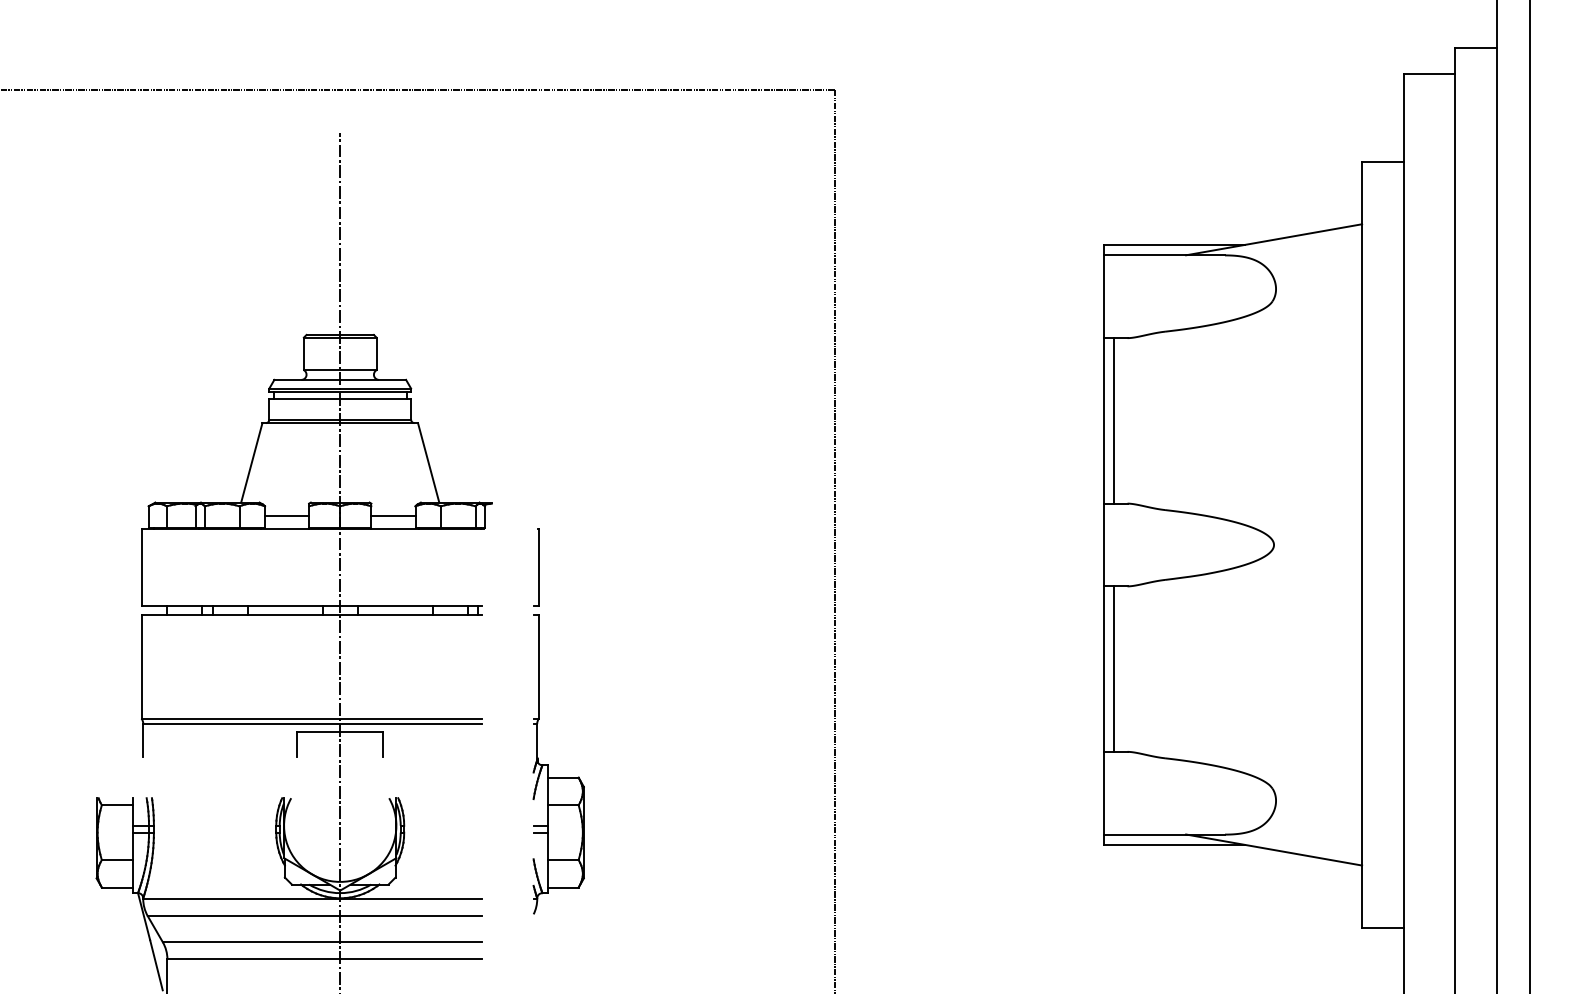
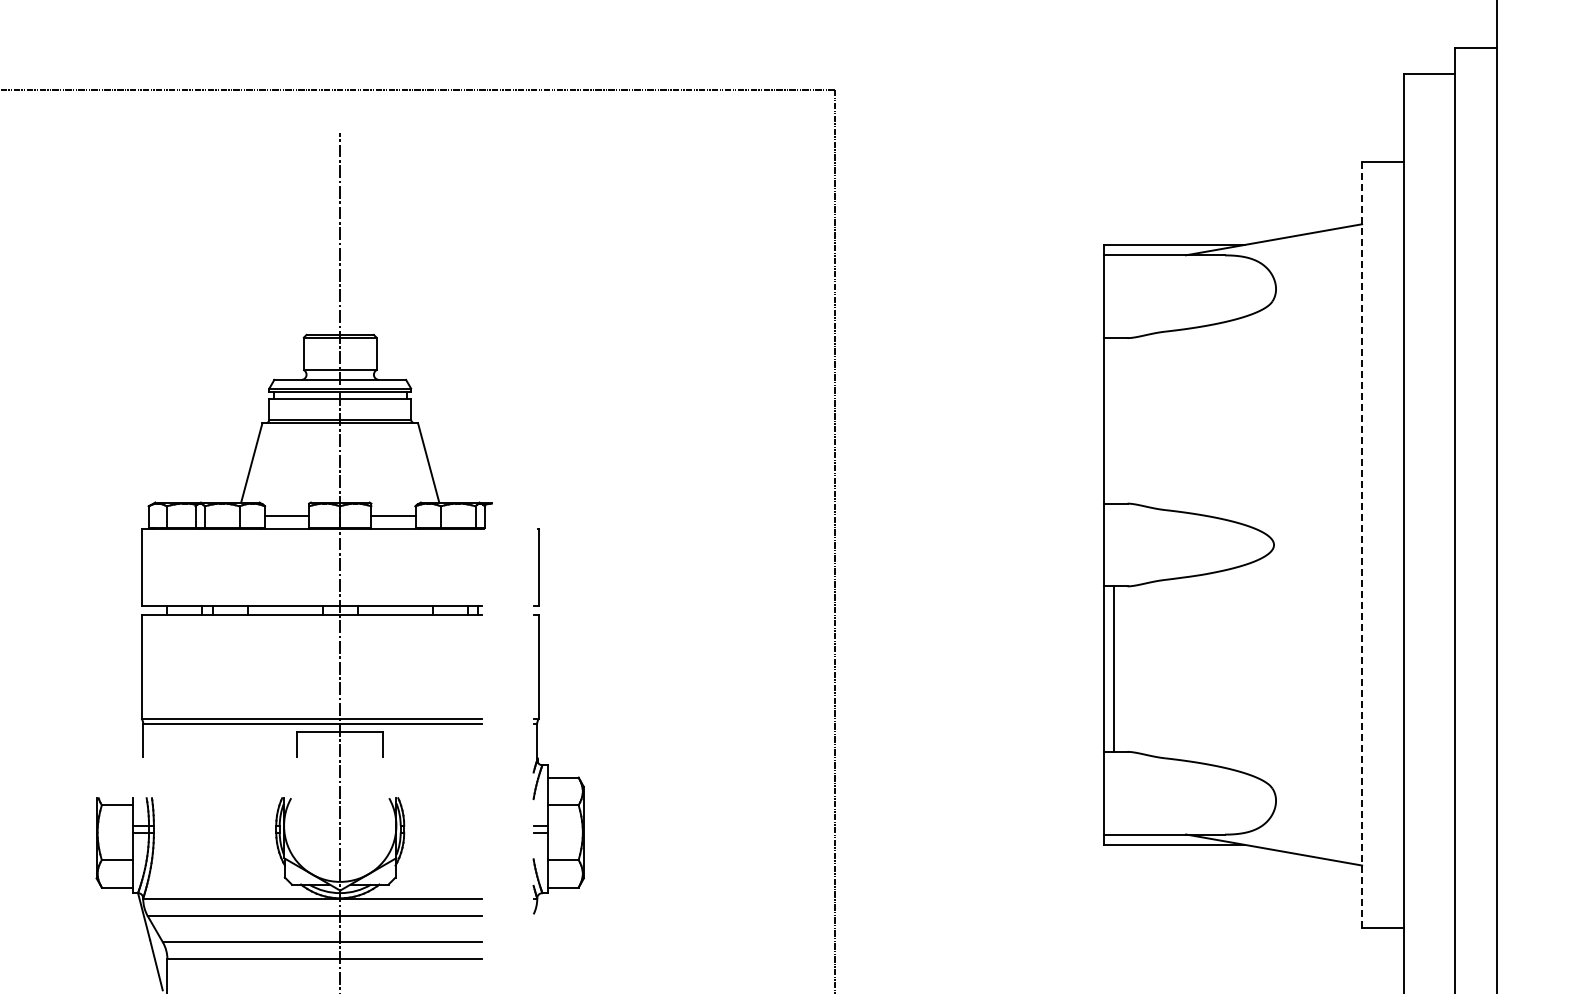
line: present -> none (1113, 420)
line: present -> none (1529, 496)
line: solid -> dashed (1362, 544)
